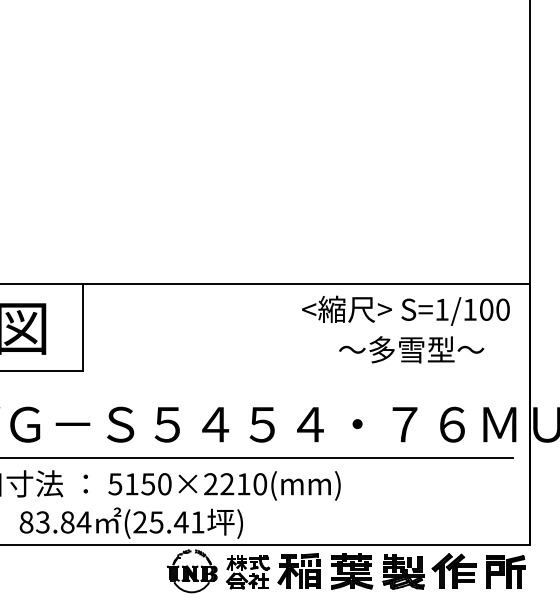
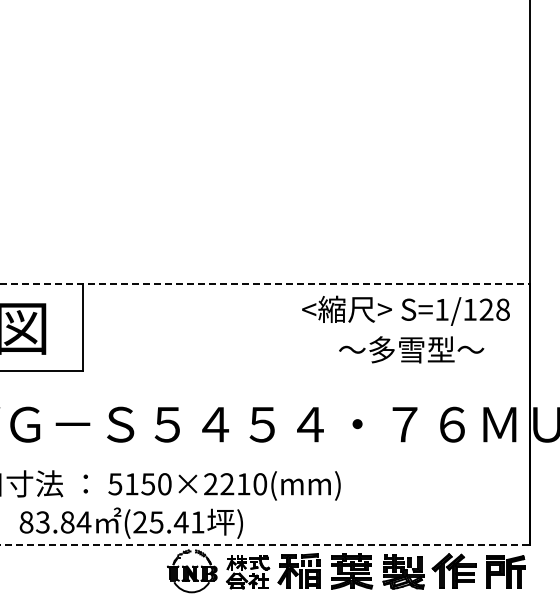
line: solid -> dashed (265, 284)
text: S=1/100 -> S=1/128 (494, 309)
line: present -> none (257, 457)
line: solid -> dashed (265, 544)
